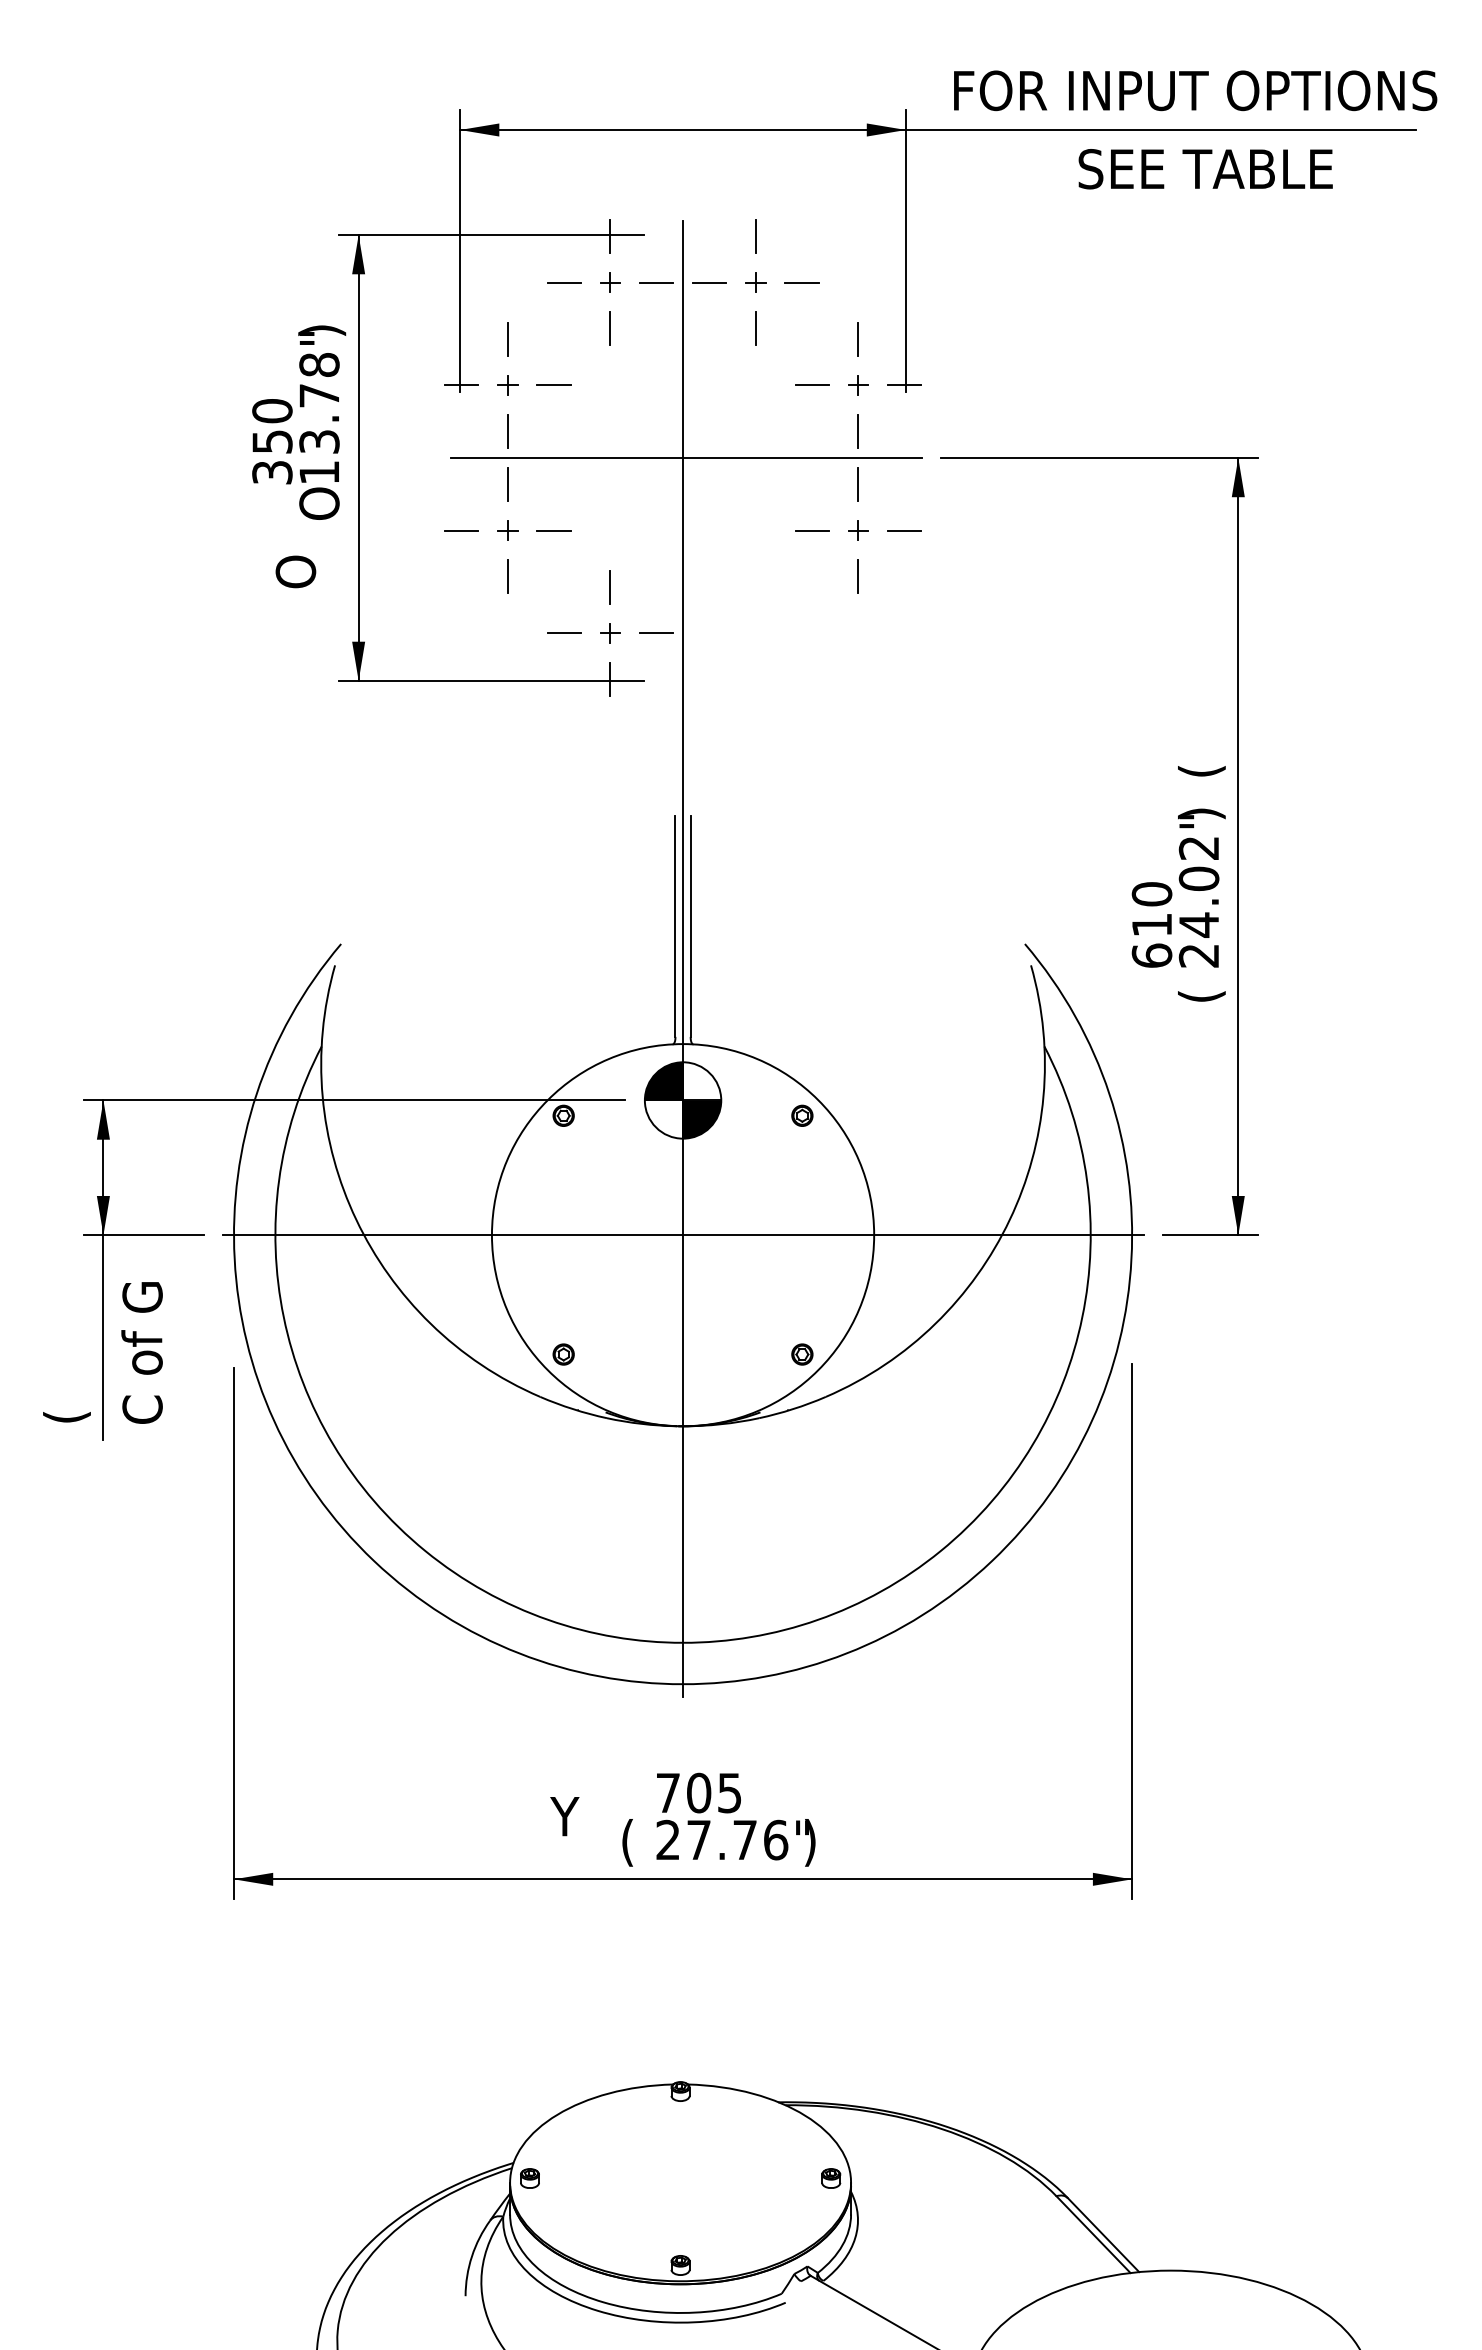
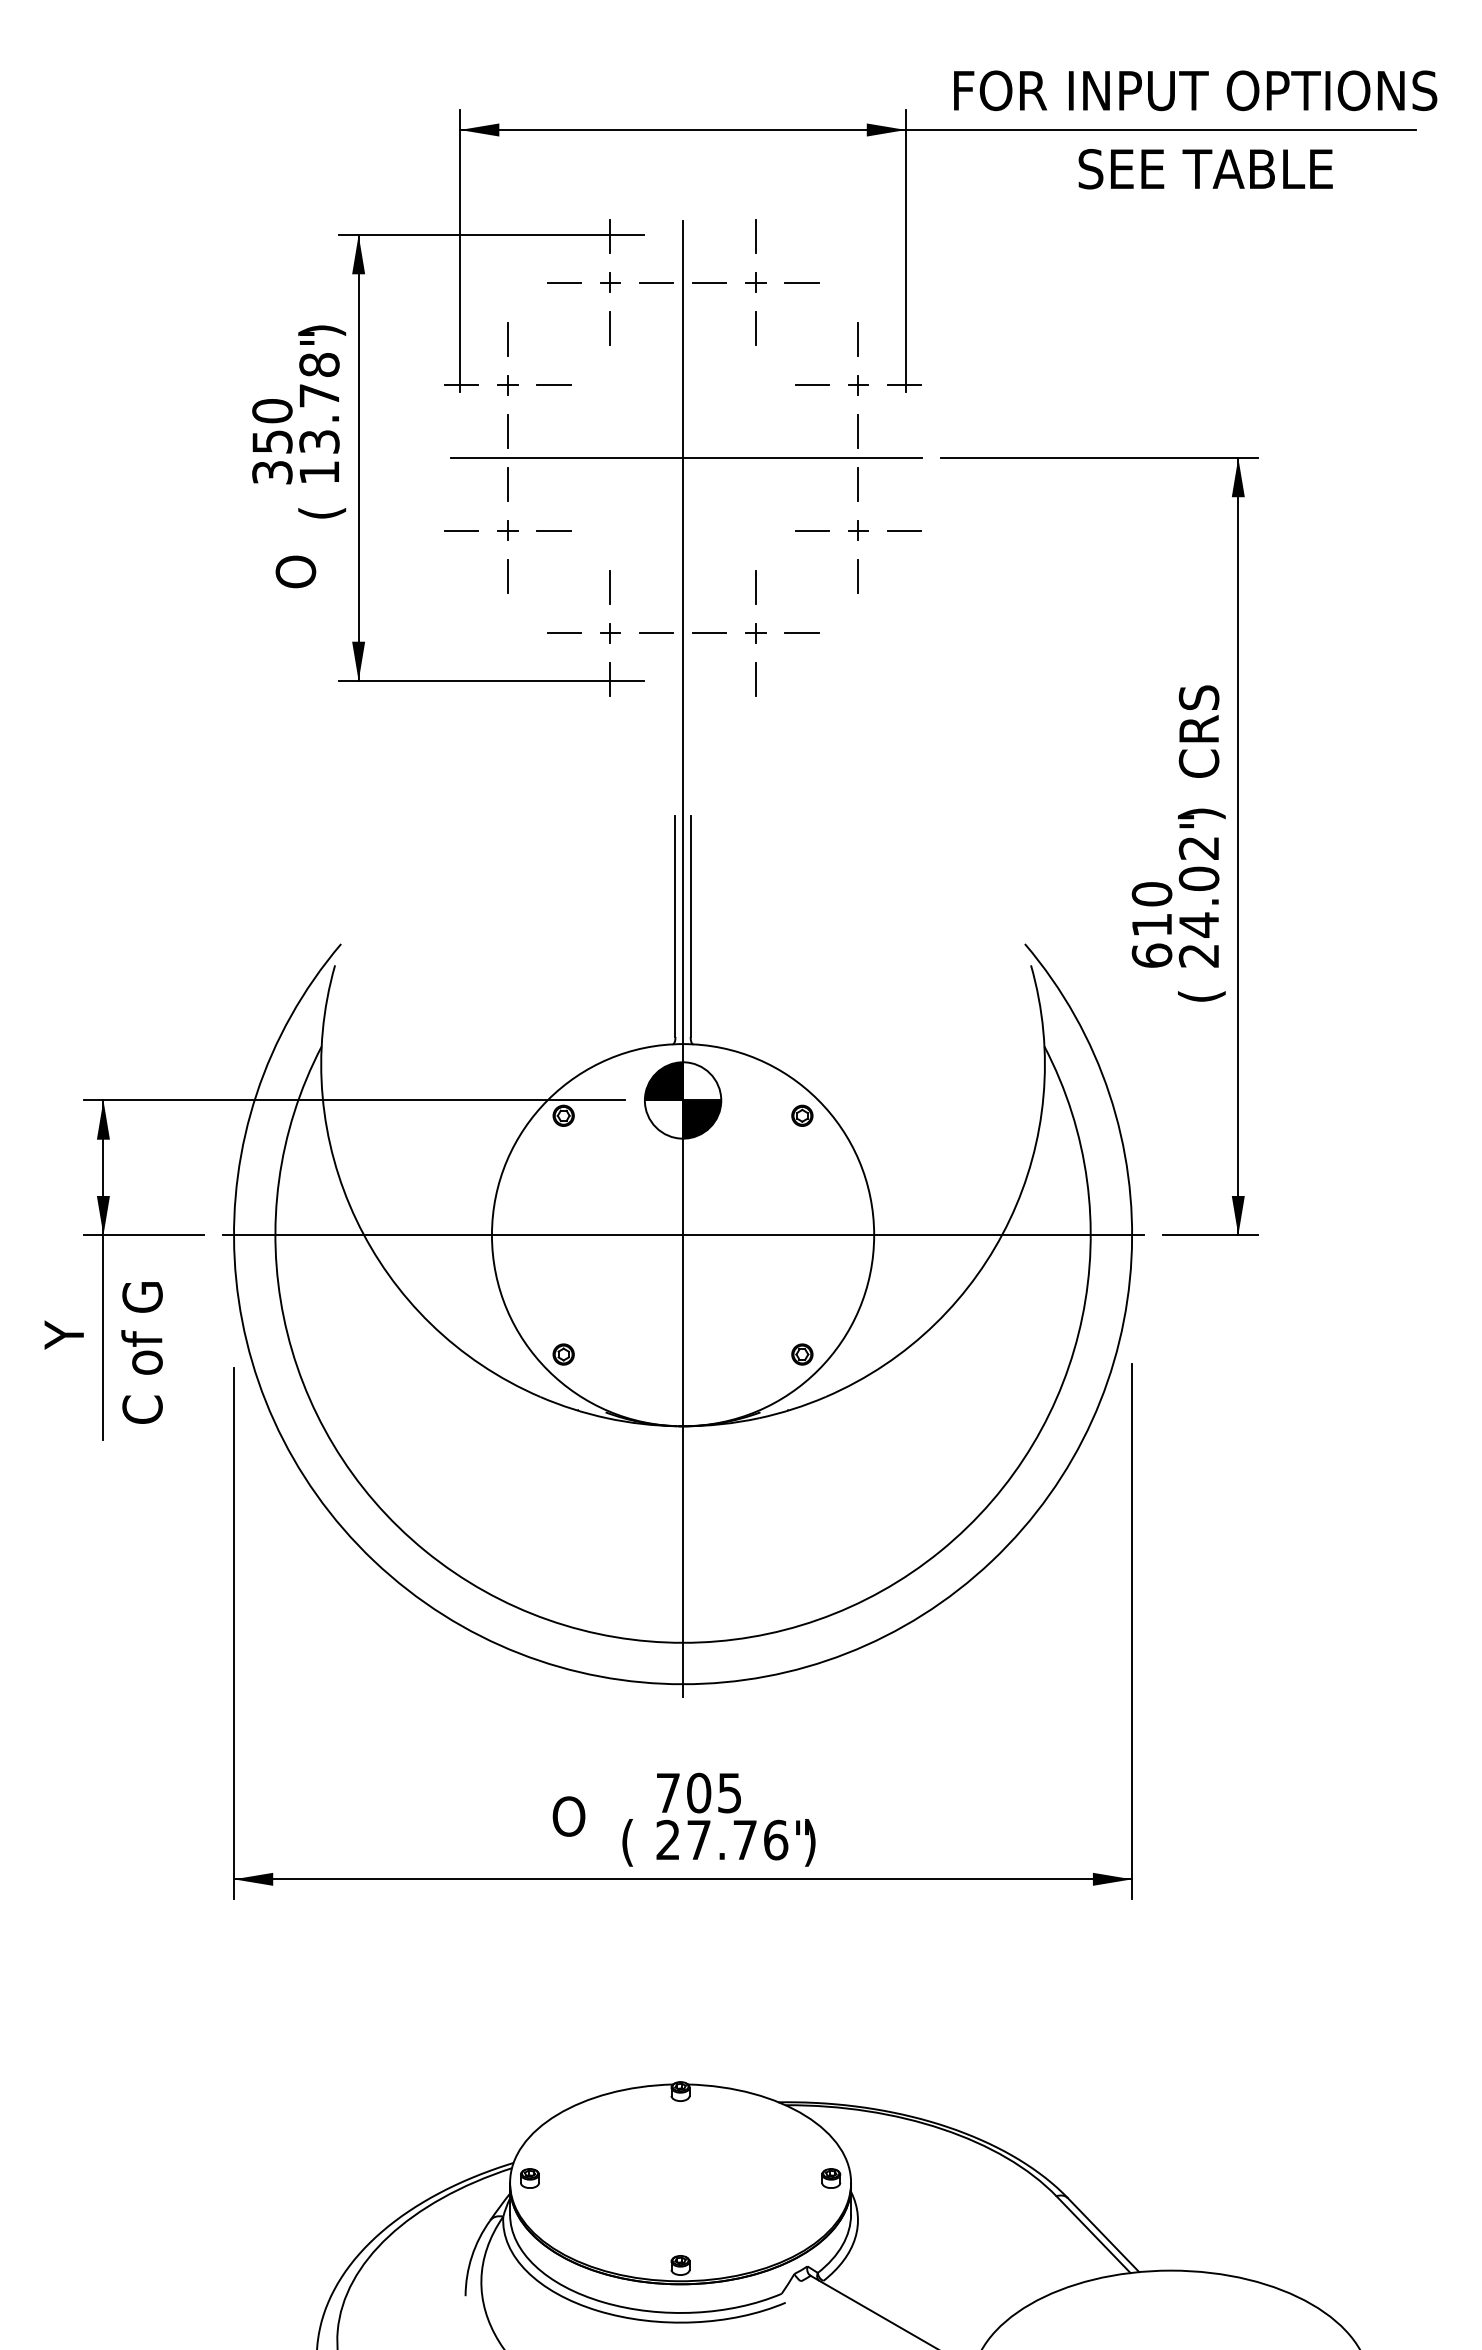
text: O -> ( (322, 503)
part: none -> present (755, 633)
text: ( -> CRS (1201, 731)
text: ( -> Y (66, 1371)
text: Y -> O (567, 1816)
